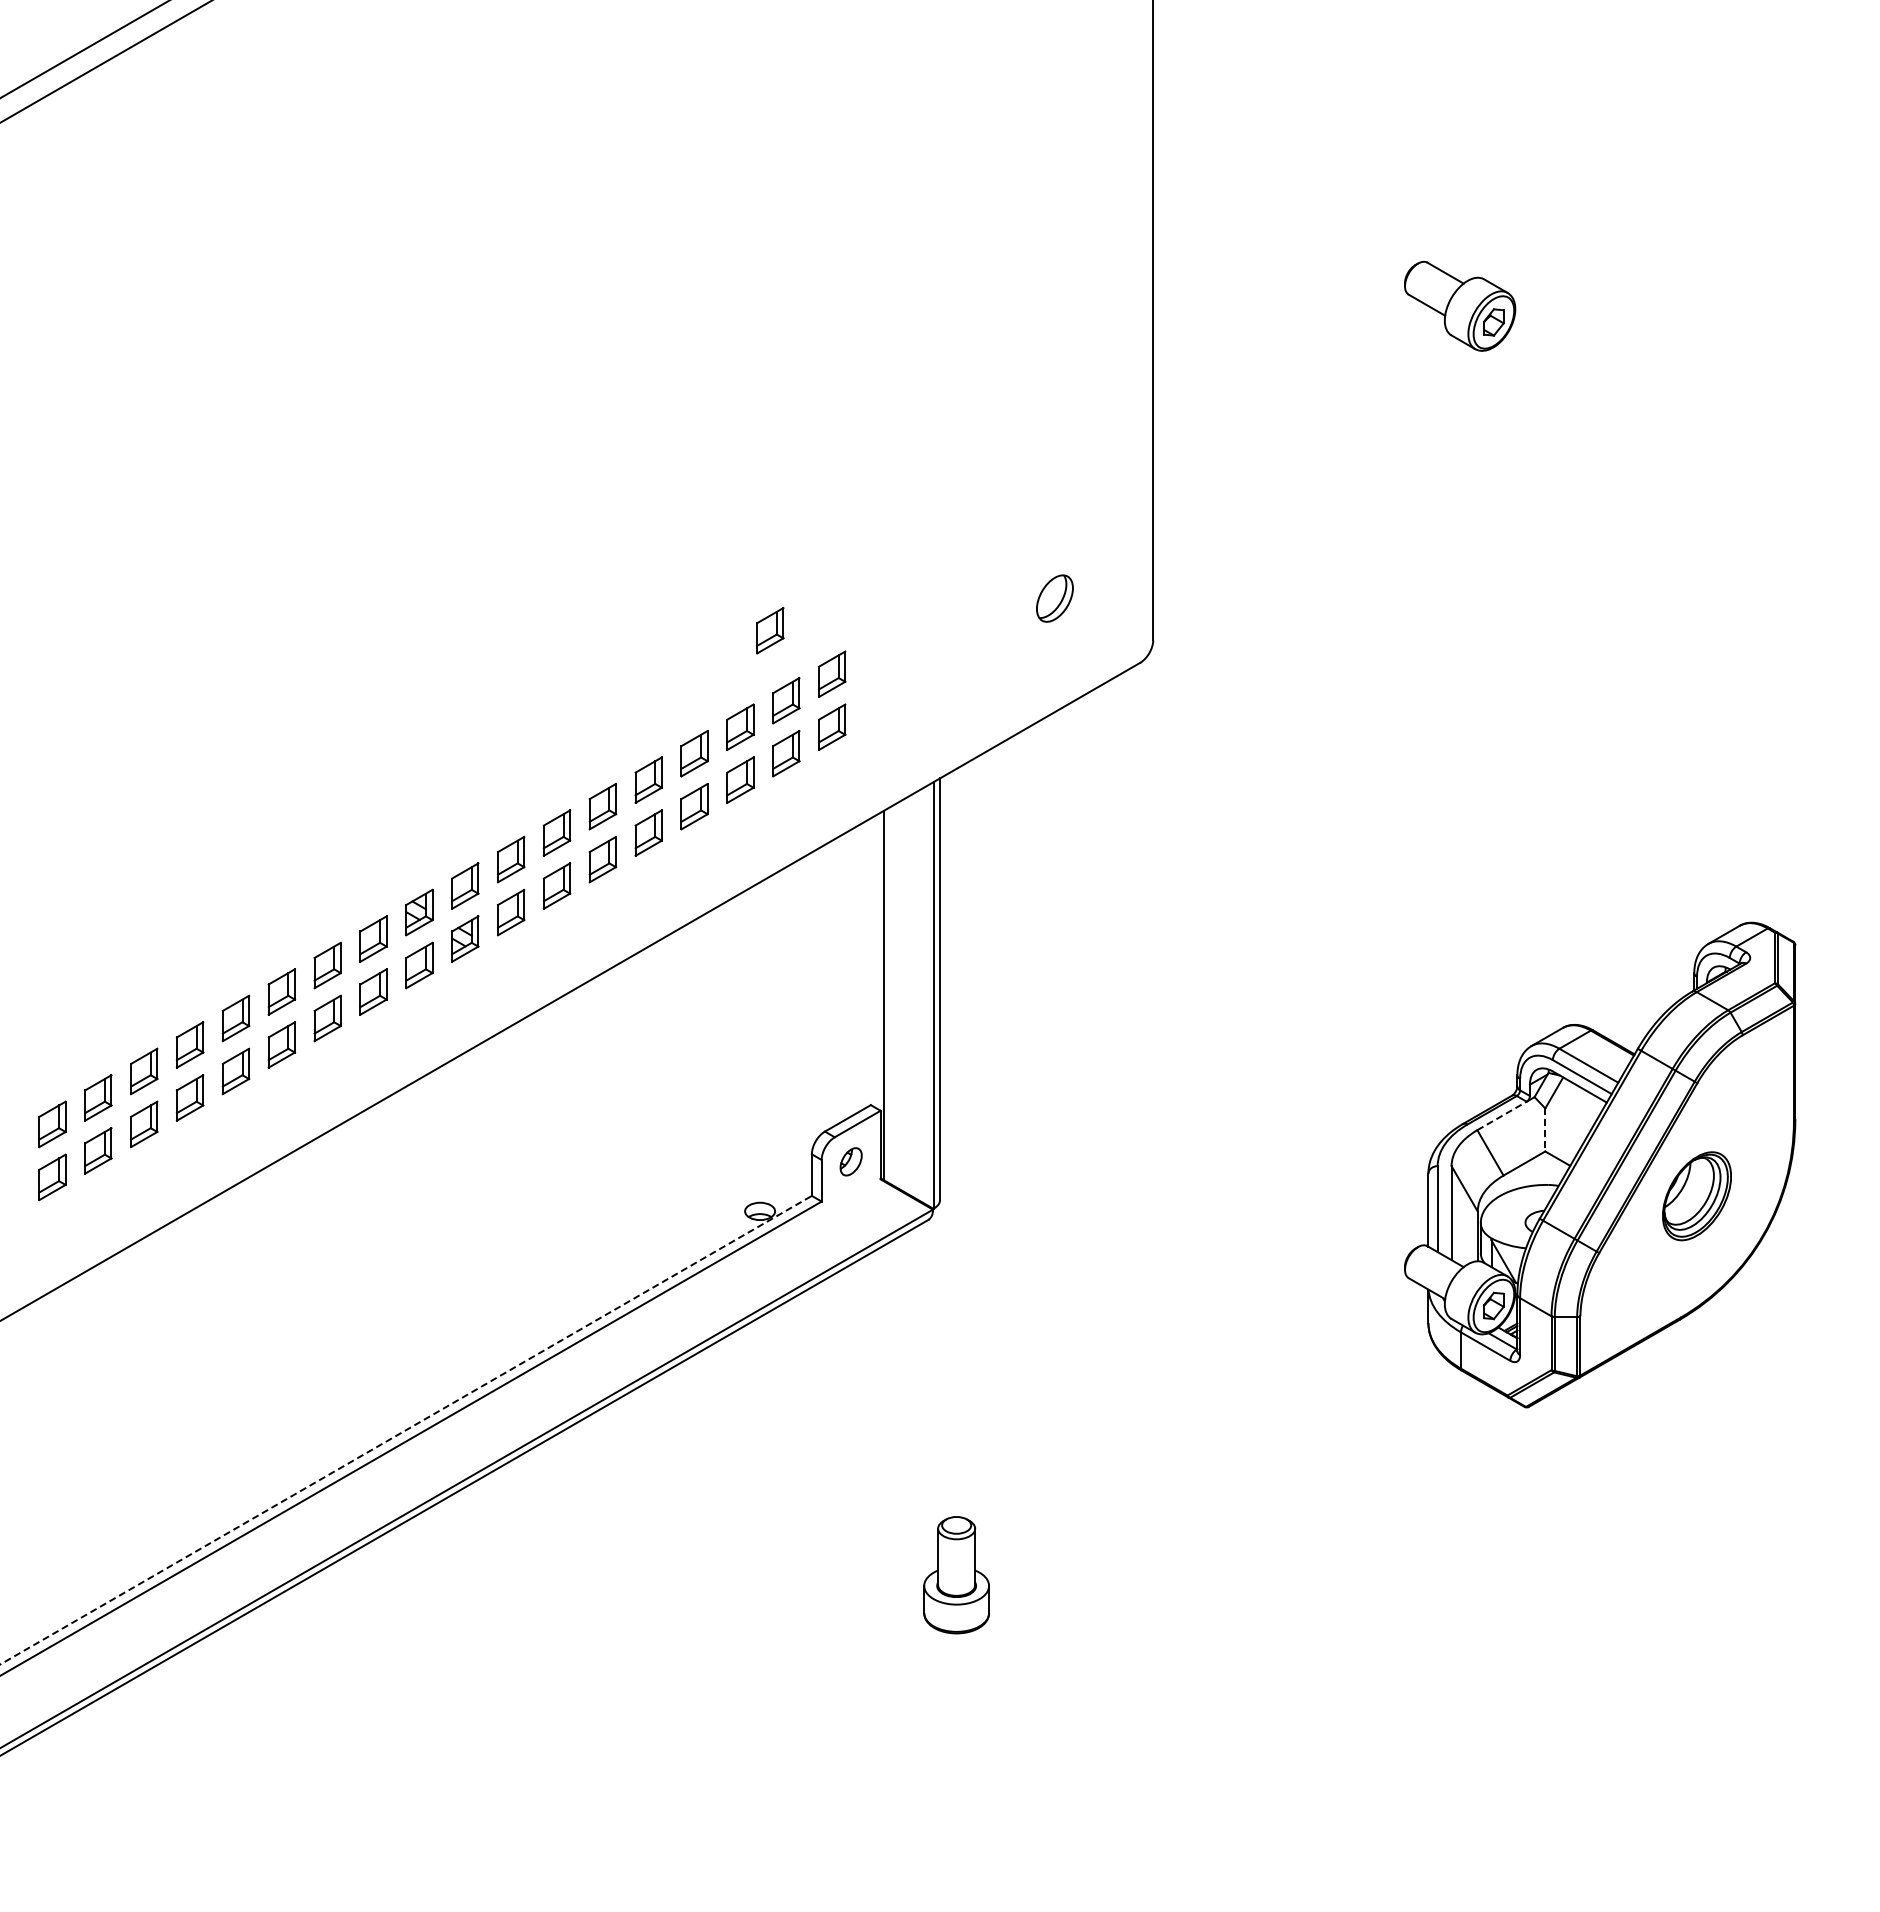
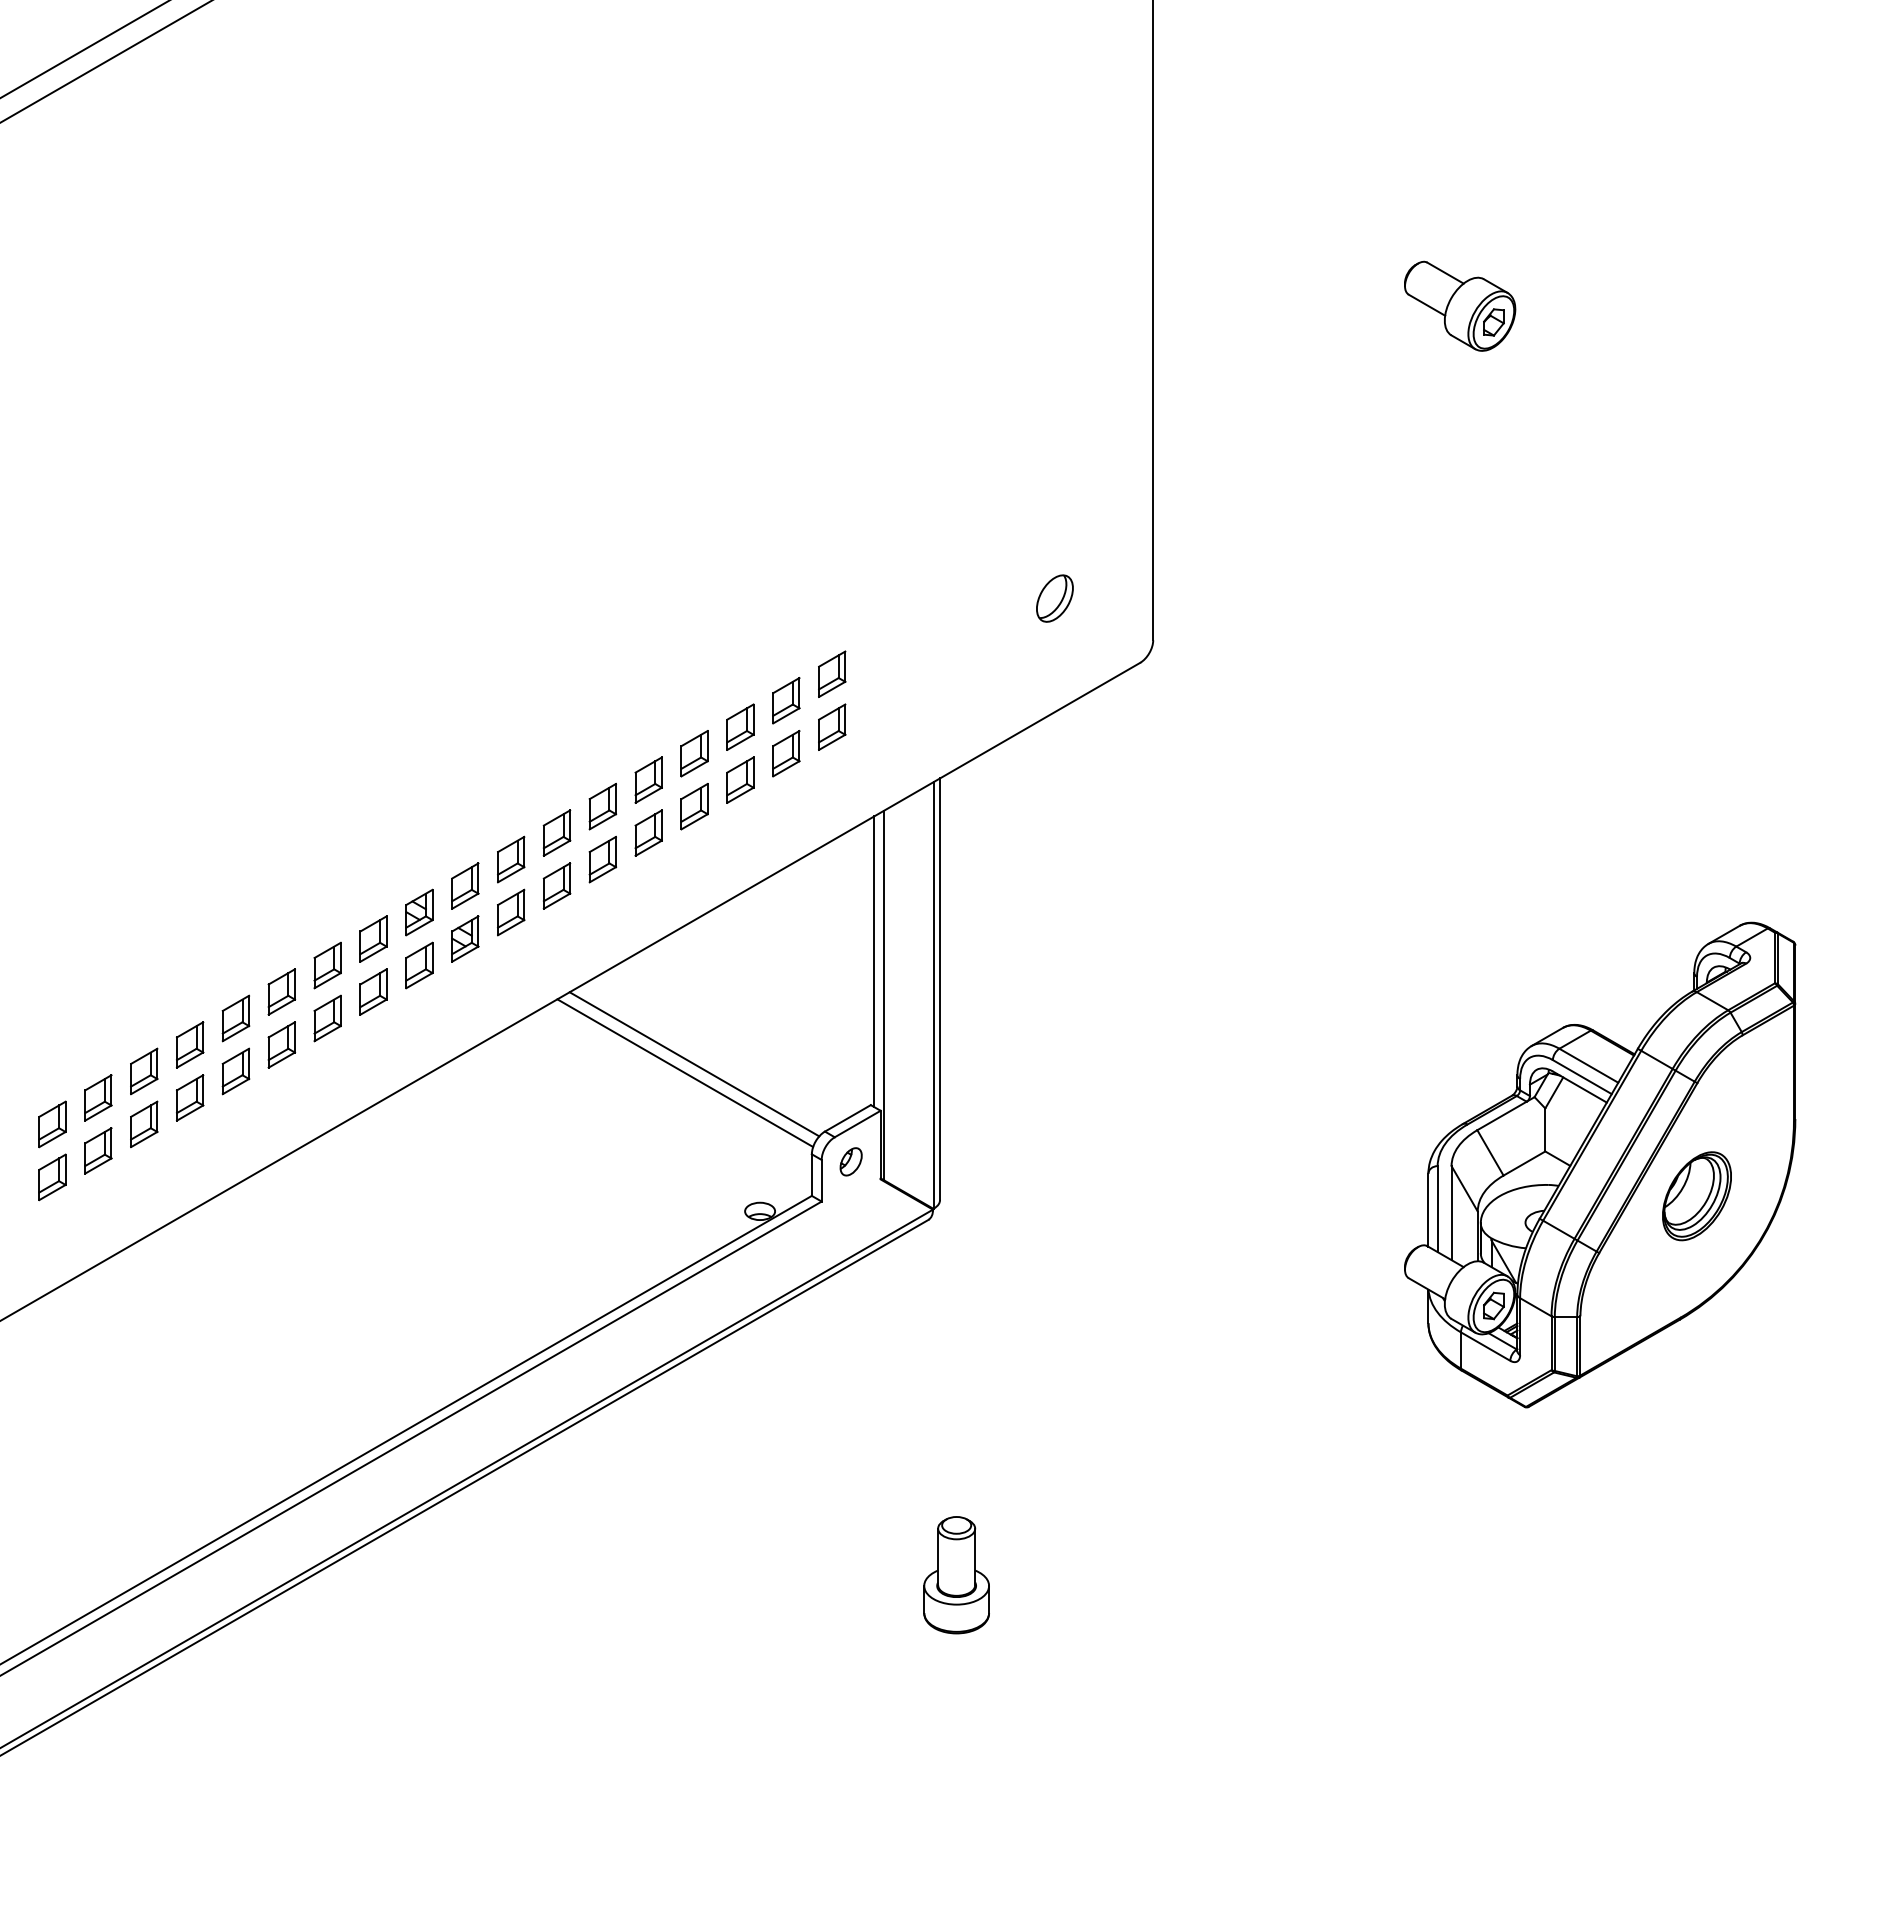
part: present -> none (770, 630)
line: none -> present (874, 961)
line: none -> present (694, 1064)
line: none -> present (685, 1073)
line: dashed -> solid (1502, 1115)
line: dashed -> solid (1545, 1129)
line: dashed -> solid (406, 1429)
